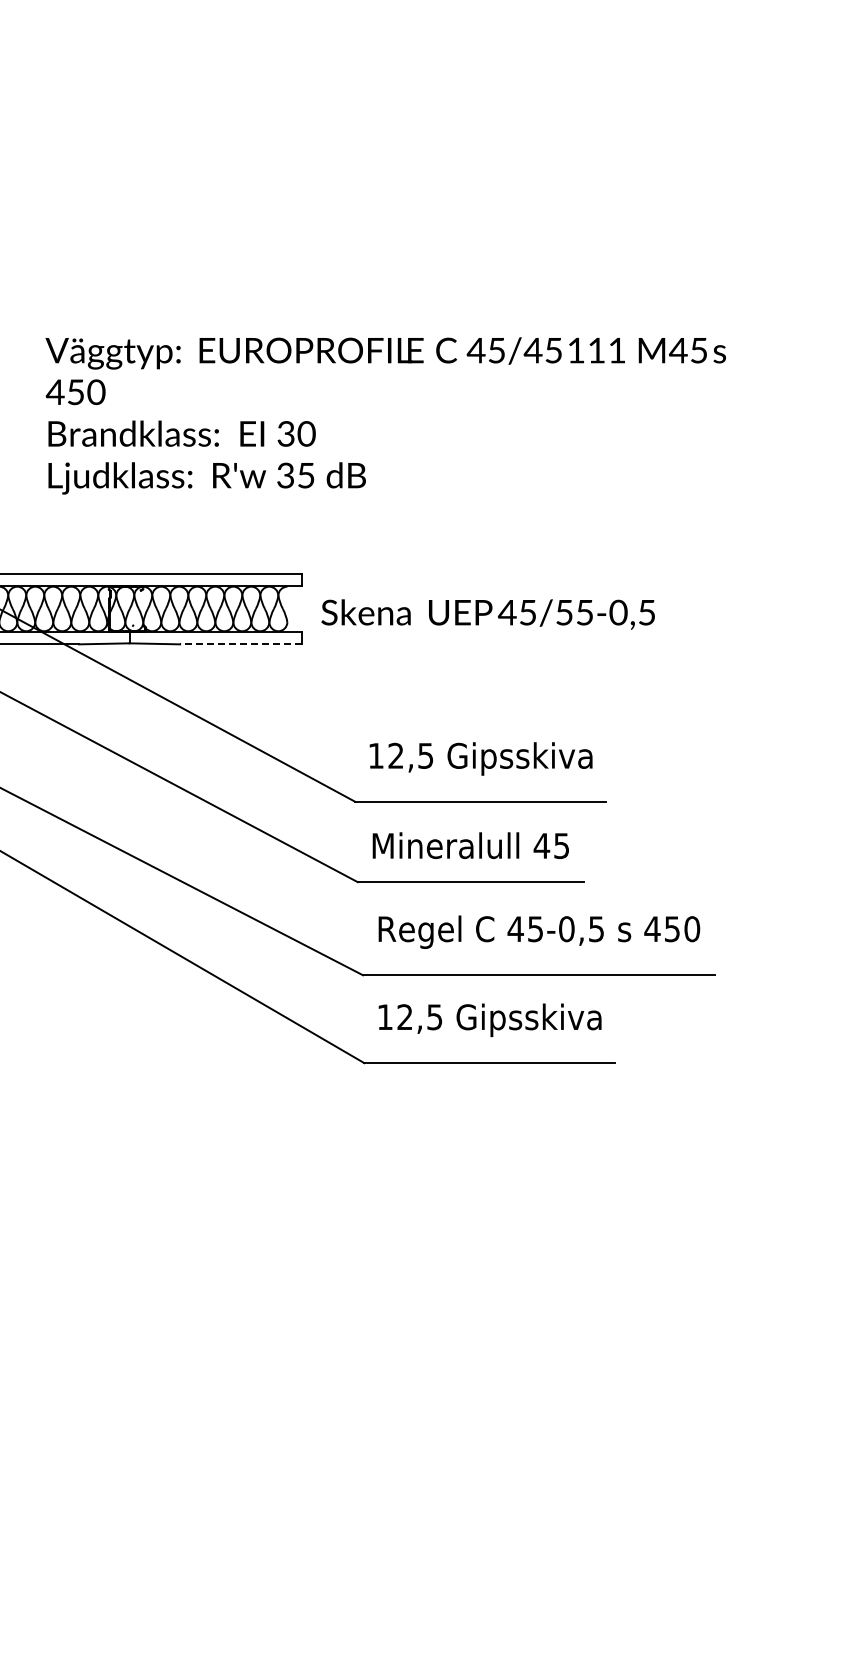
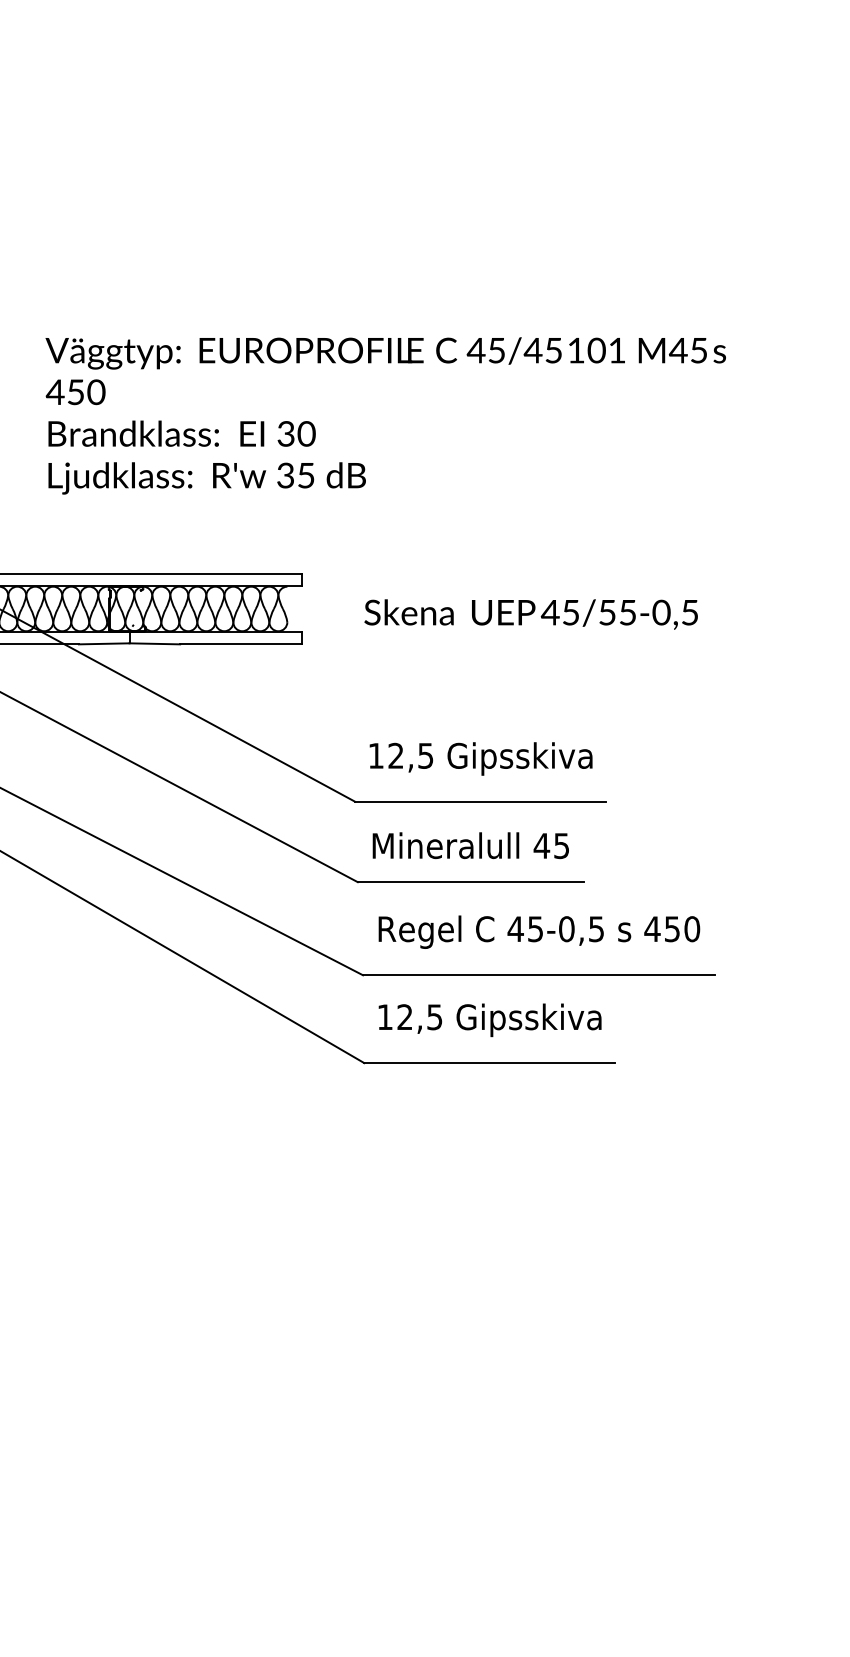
text: 111 -> 101 (596, 350)
text position: (487, 614) -> (530, 614) (530, 614)
line: dashed -> solid (240, 644)
